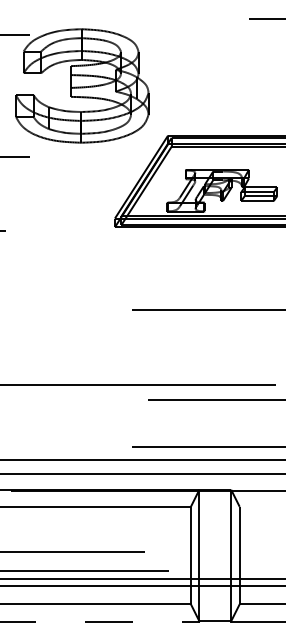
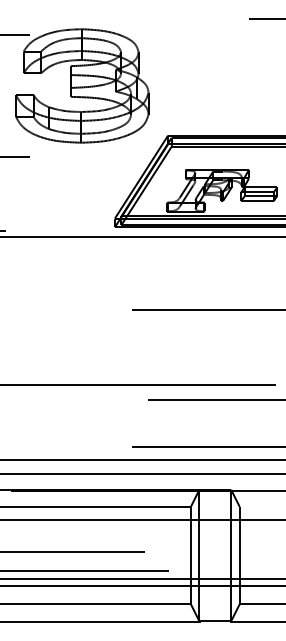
line: none -> present (142, 236)
line: none -> present (142, 520)
line: dashed -> solid (100, 621)
